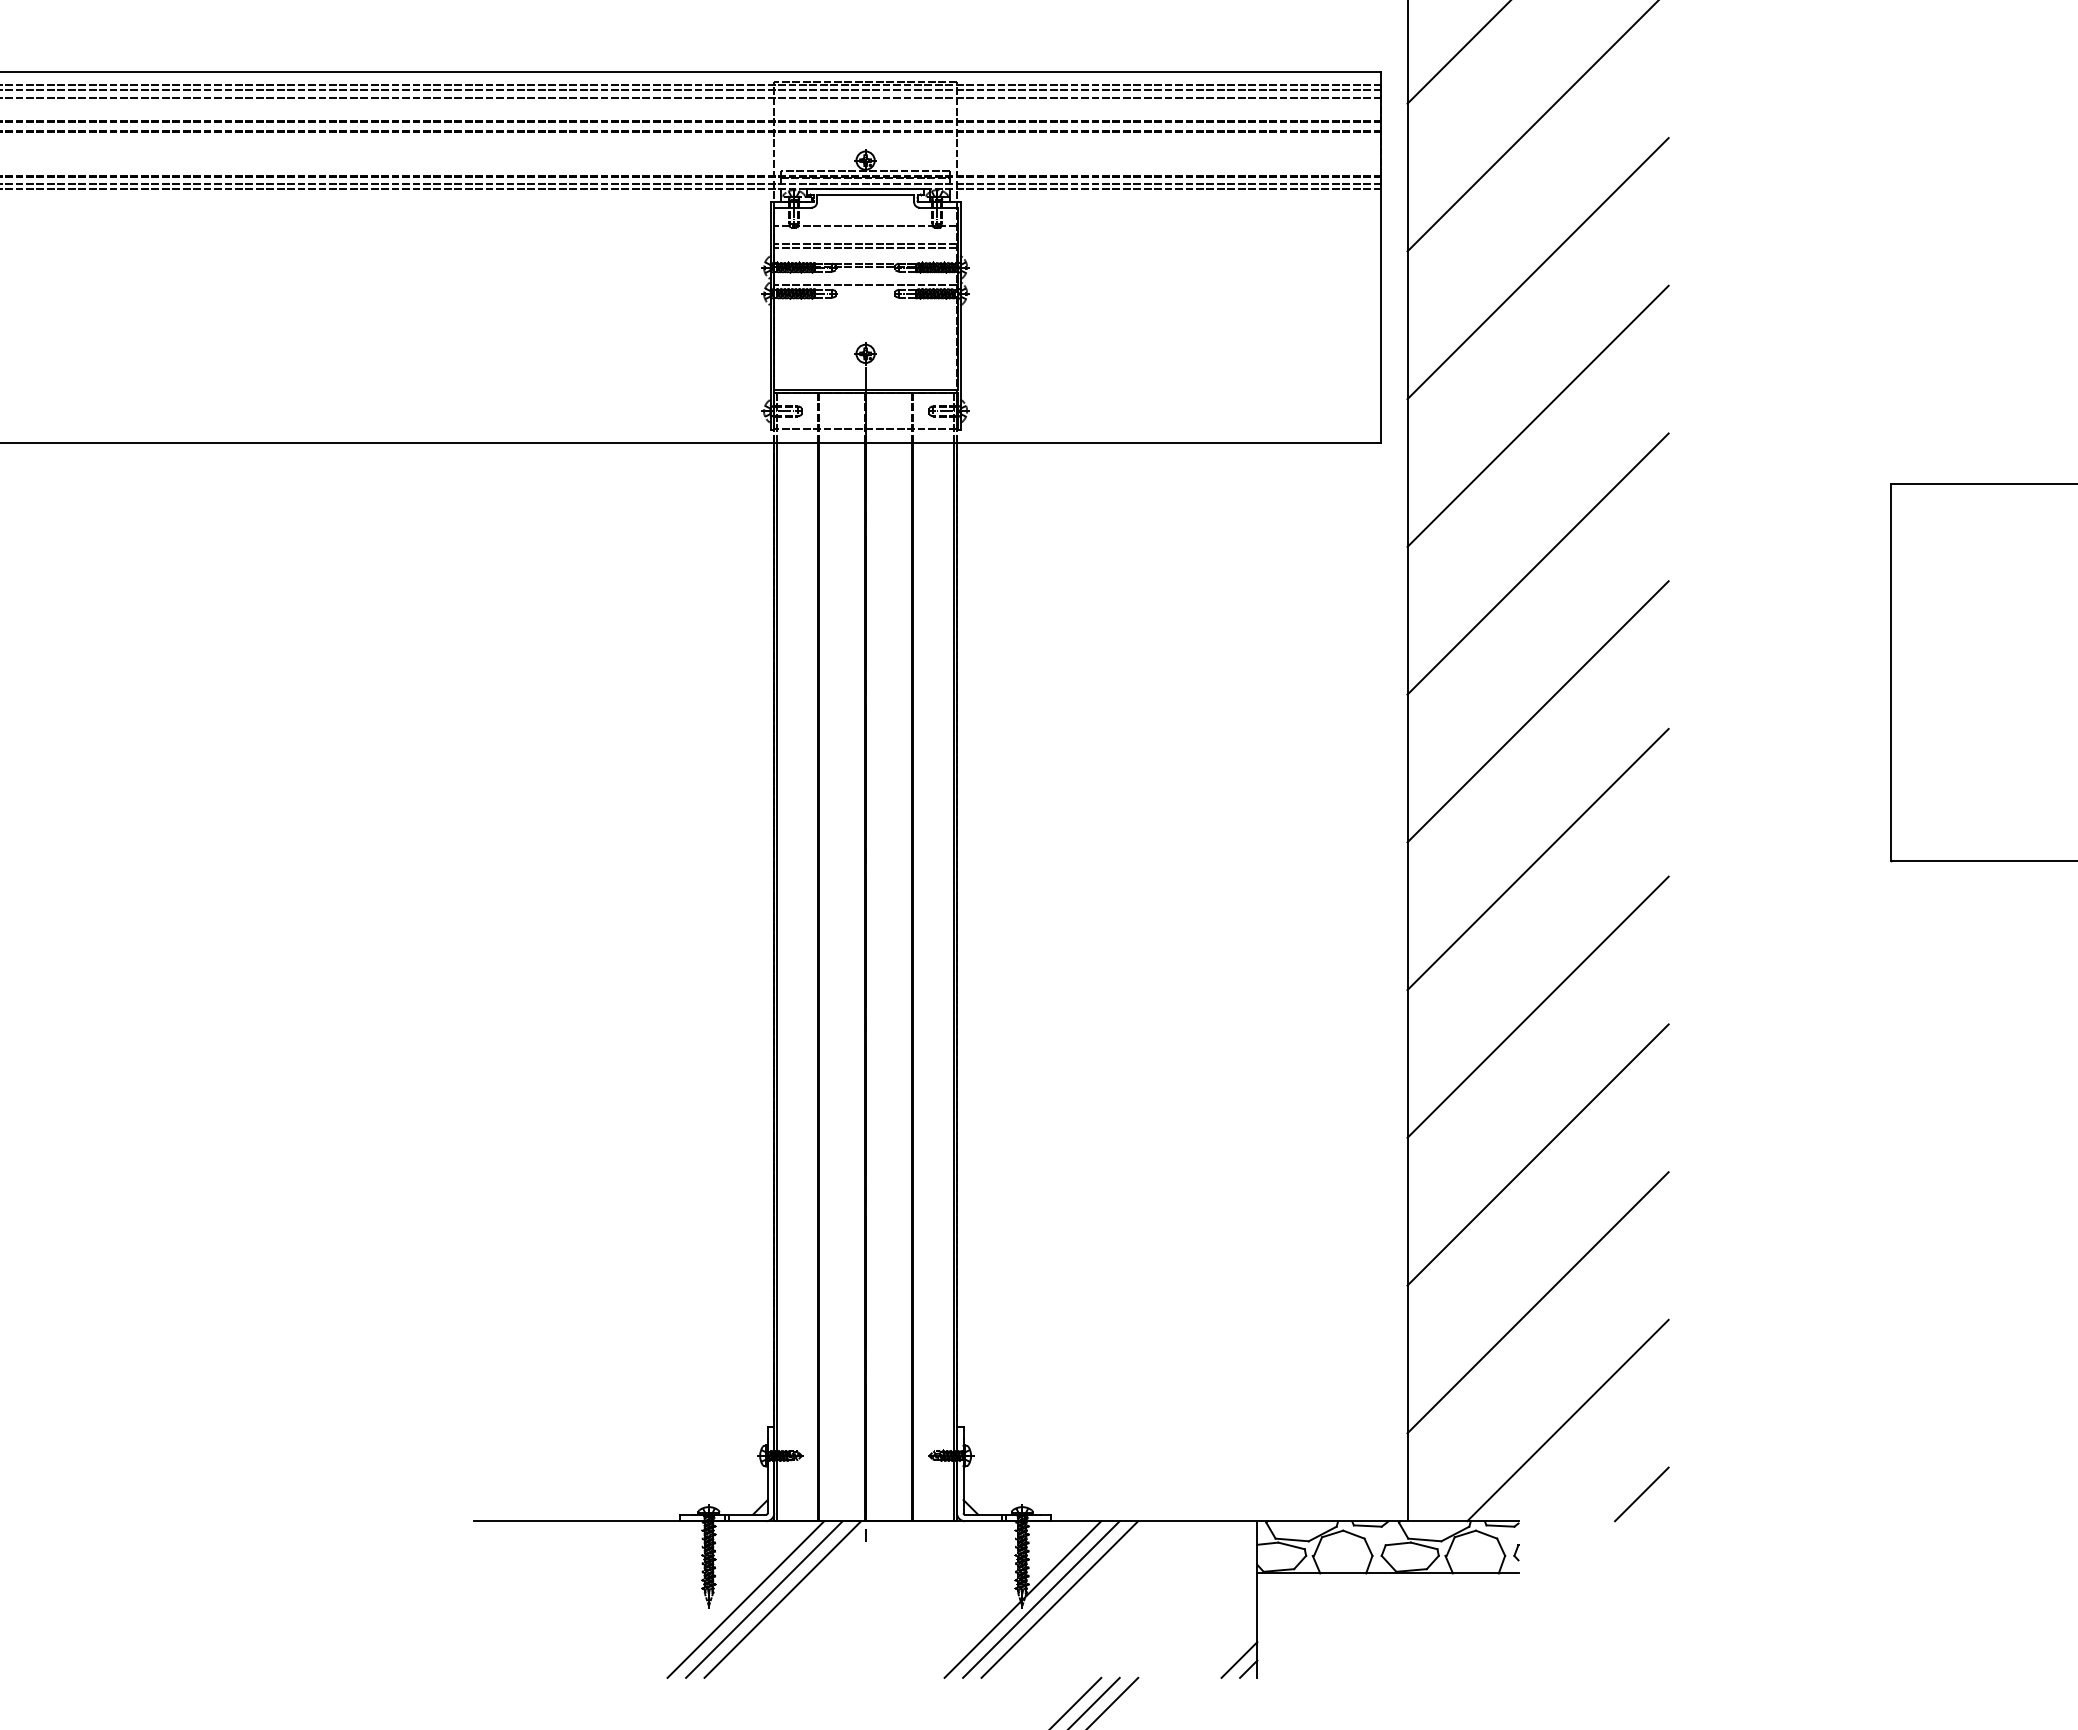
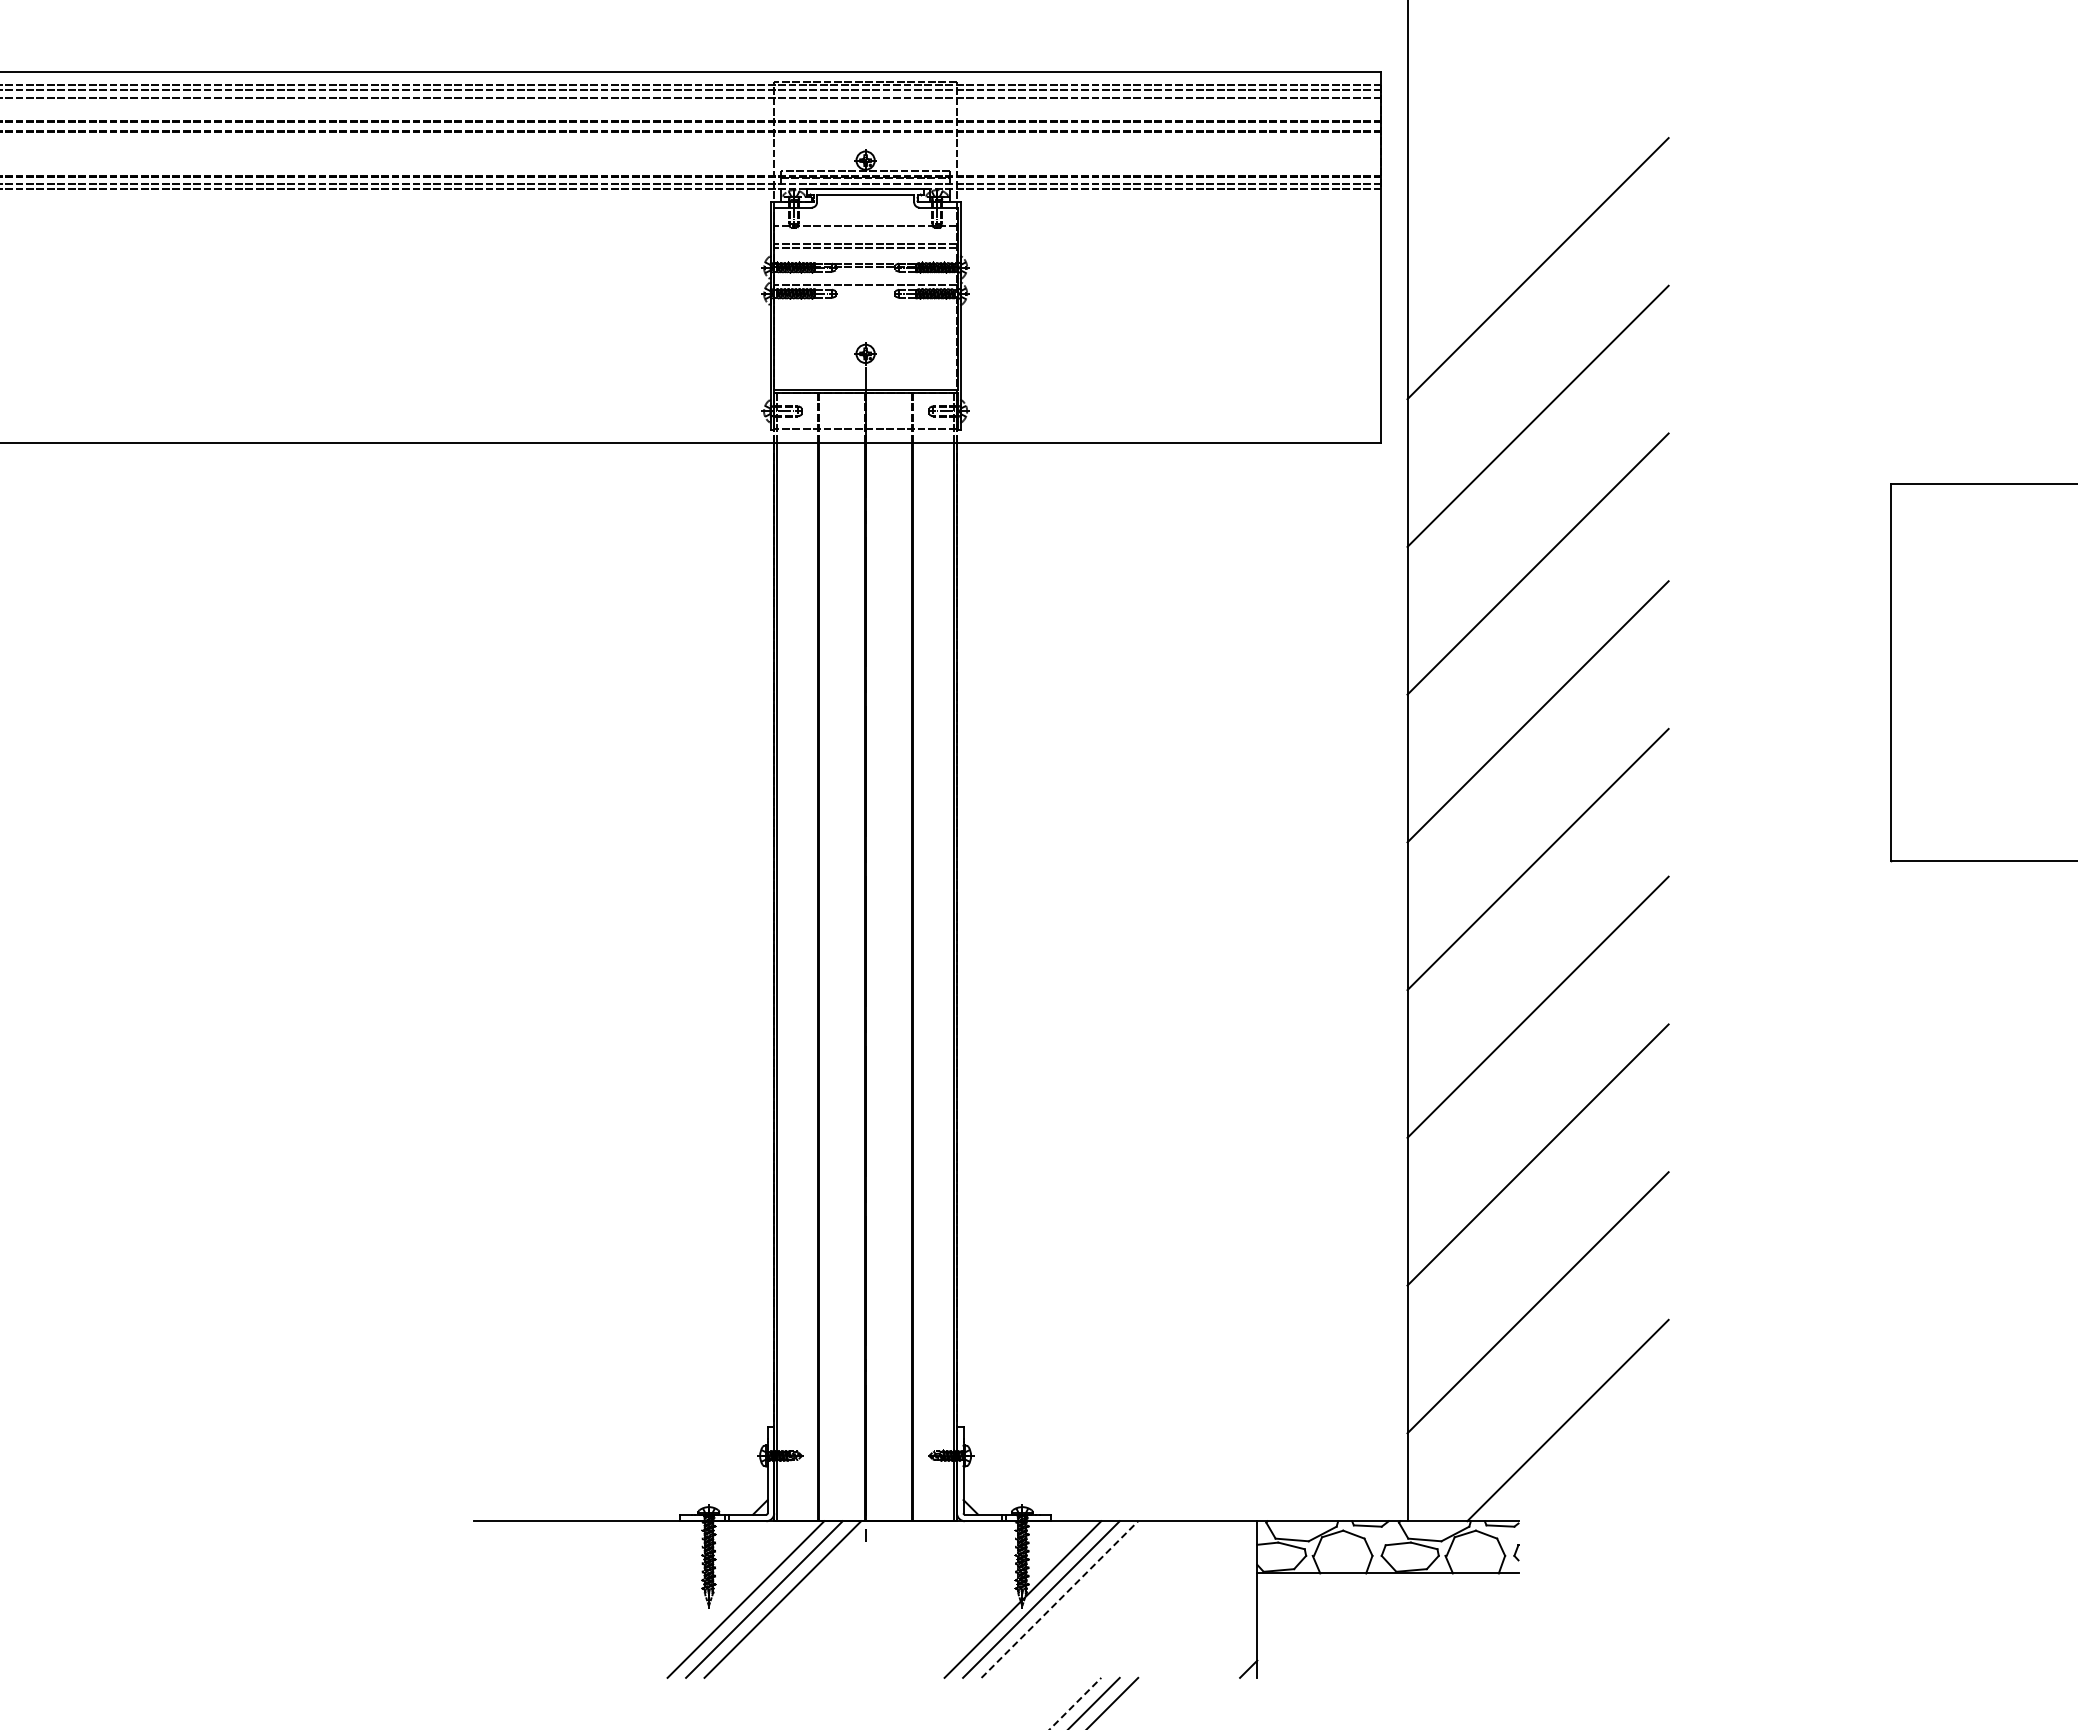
line: present -> none (1457, 52)
line: present -> none (1531, 126)
line: present -> none (1641, 1494)
line: solid -> dashed (1059, 1599)
line: present -> none (1239, 1659)
line: solid -> dashed (1075, 1703)
